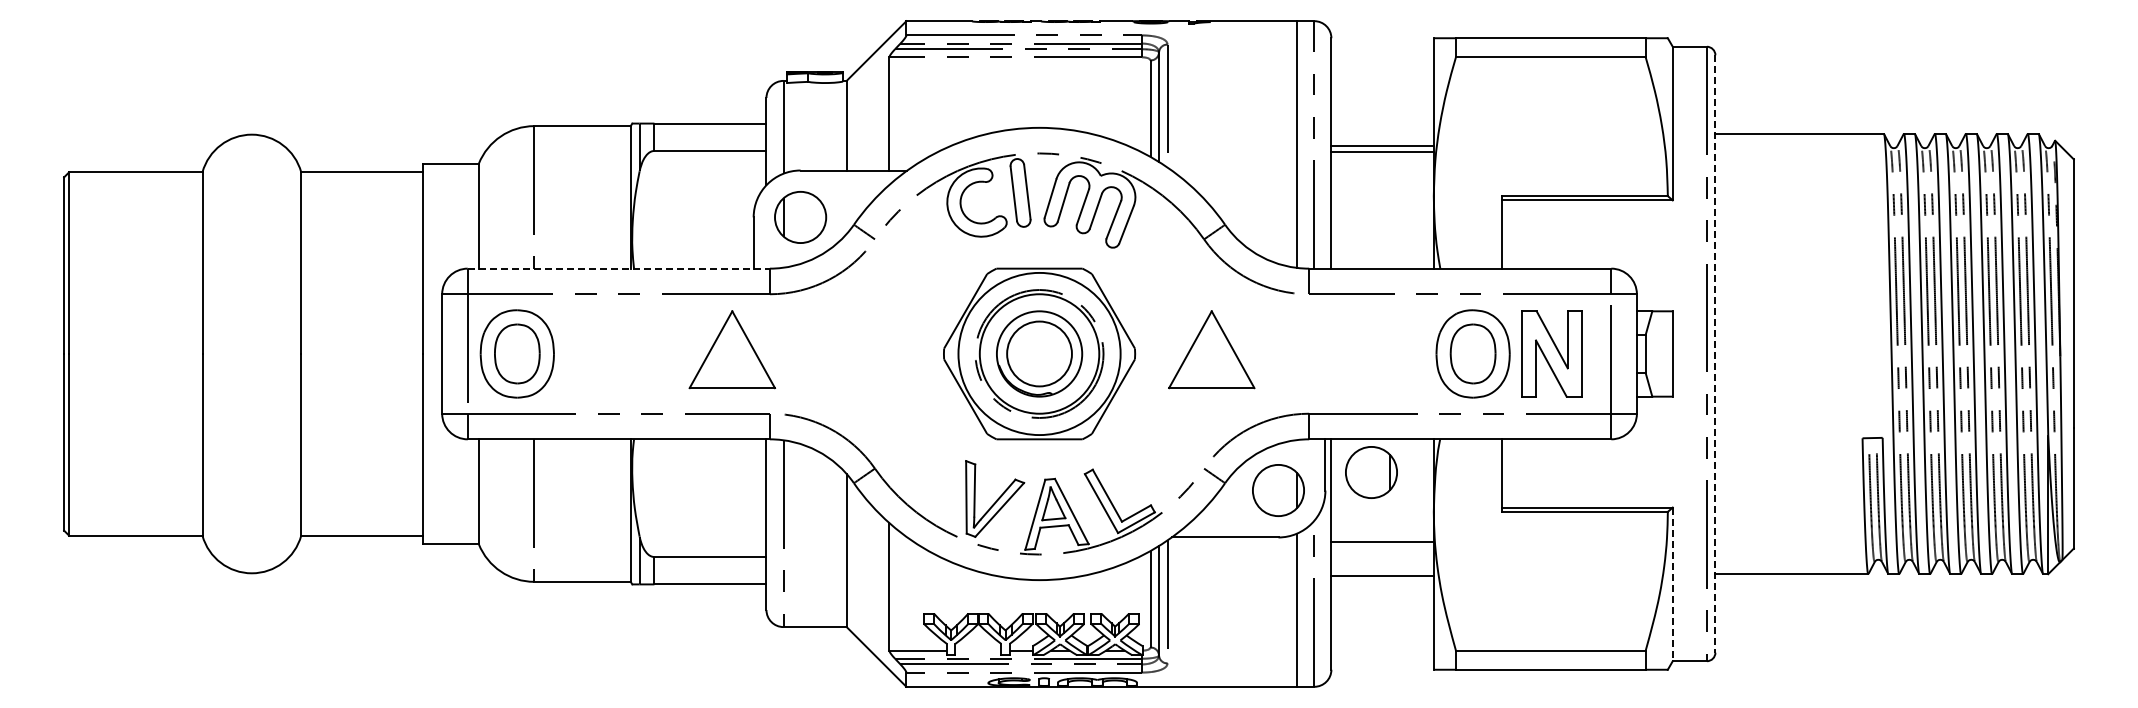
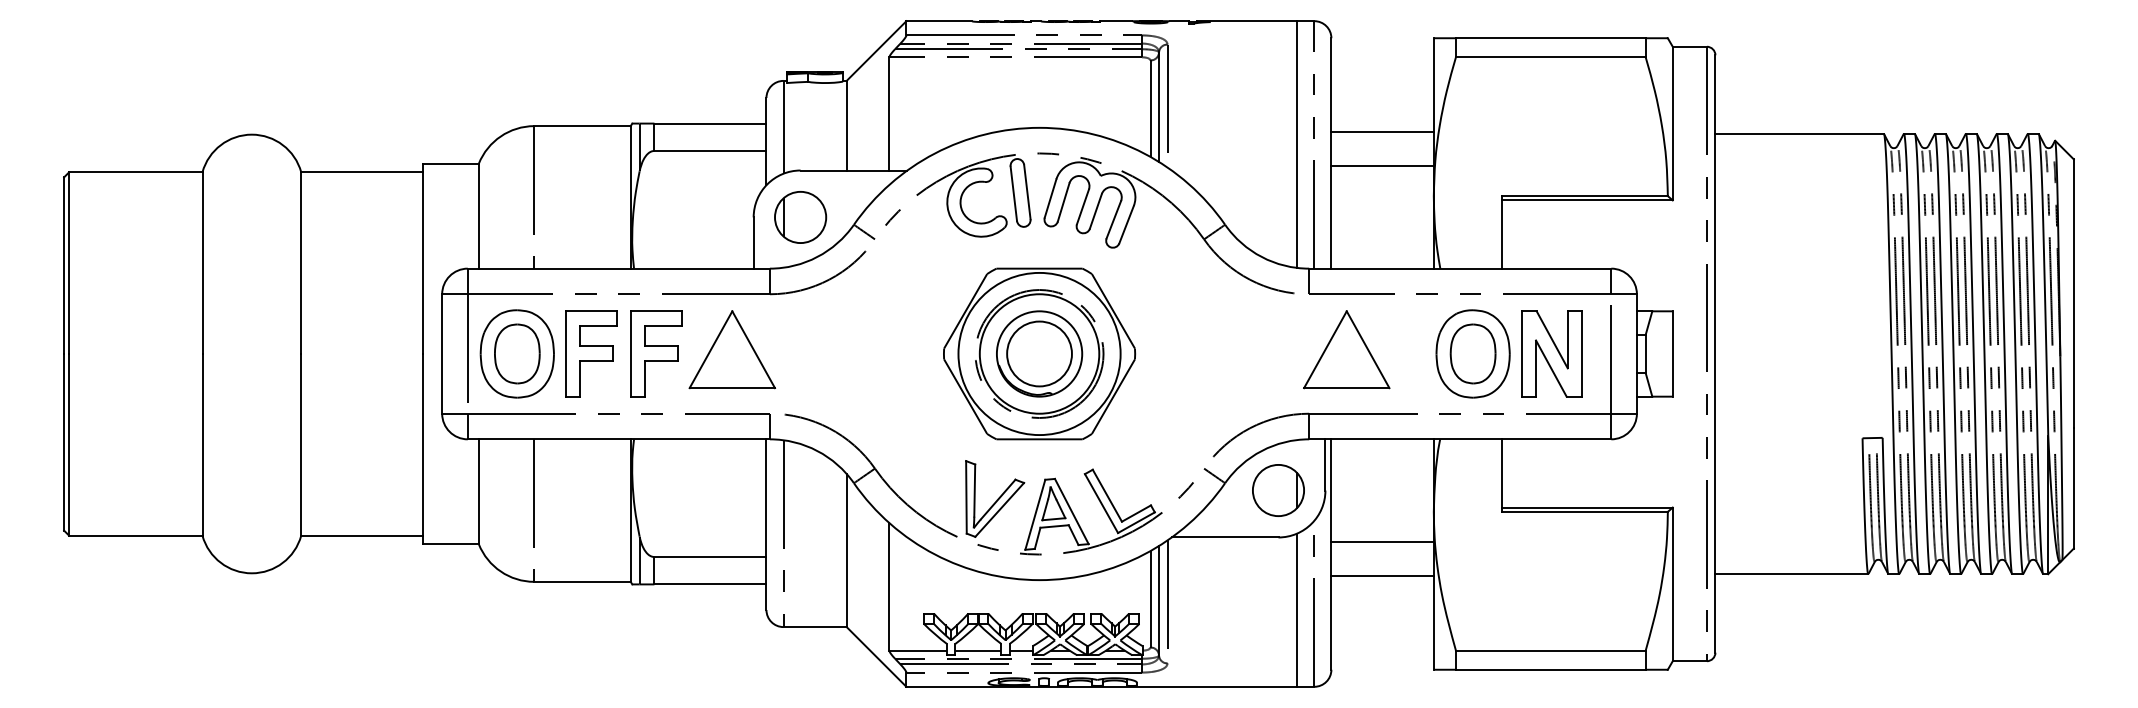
line position: (1382, 146) -> (1382, 132) (1382, 132)
line position: (1382, 152) -> (1382, 166) (1382, 166)
line: dashed -> solid (619, 268)
part position: (1211, 349) -> (1346, 349) (1346, 349)
part: none -> present (591, 353)
part: none -> present (656, 353)
line: dashed -> solid (1715, 353)
part: present -> none (1371, 472)
line: dashed -> solid (1672, 584)
line: none -> present (978, 650)
